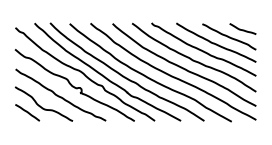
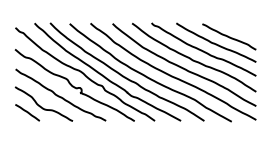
curve: present -> none (242, 29)
